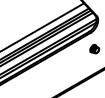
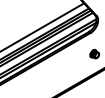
part position: (94, 48) -> (94, 53) (94, 53)
